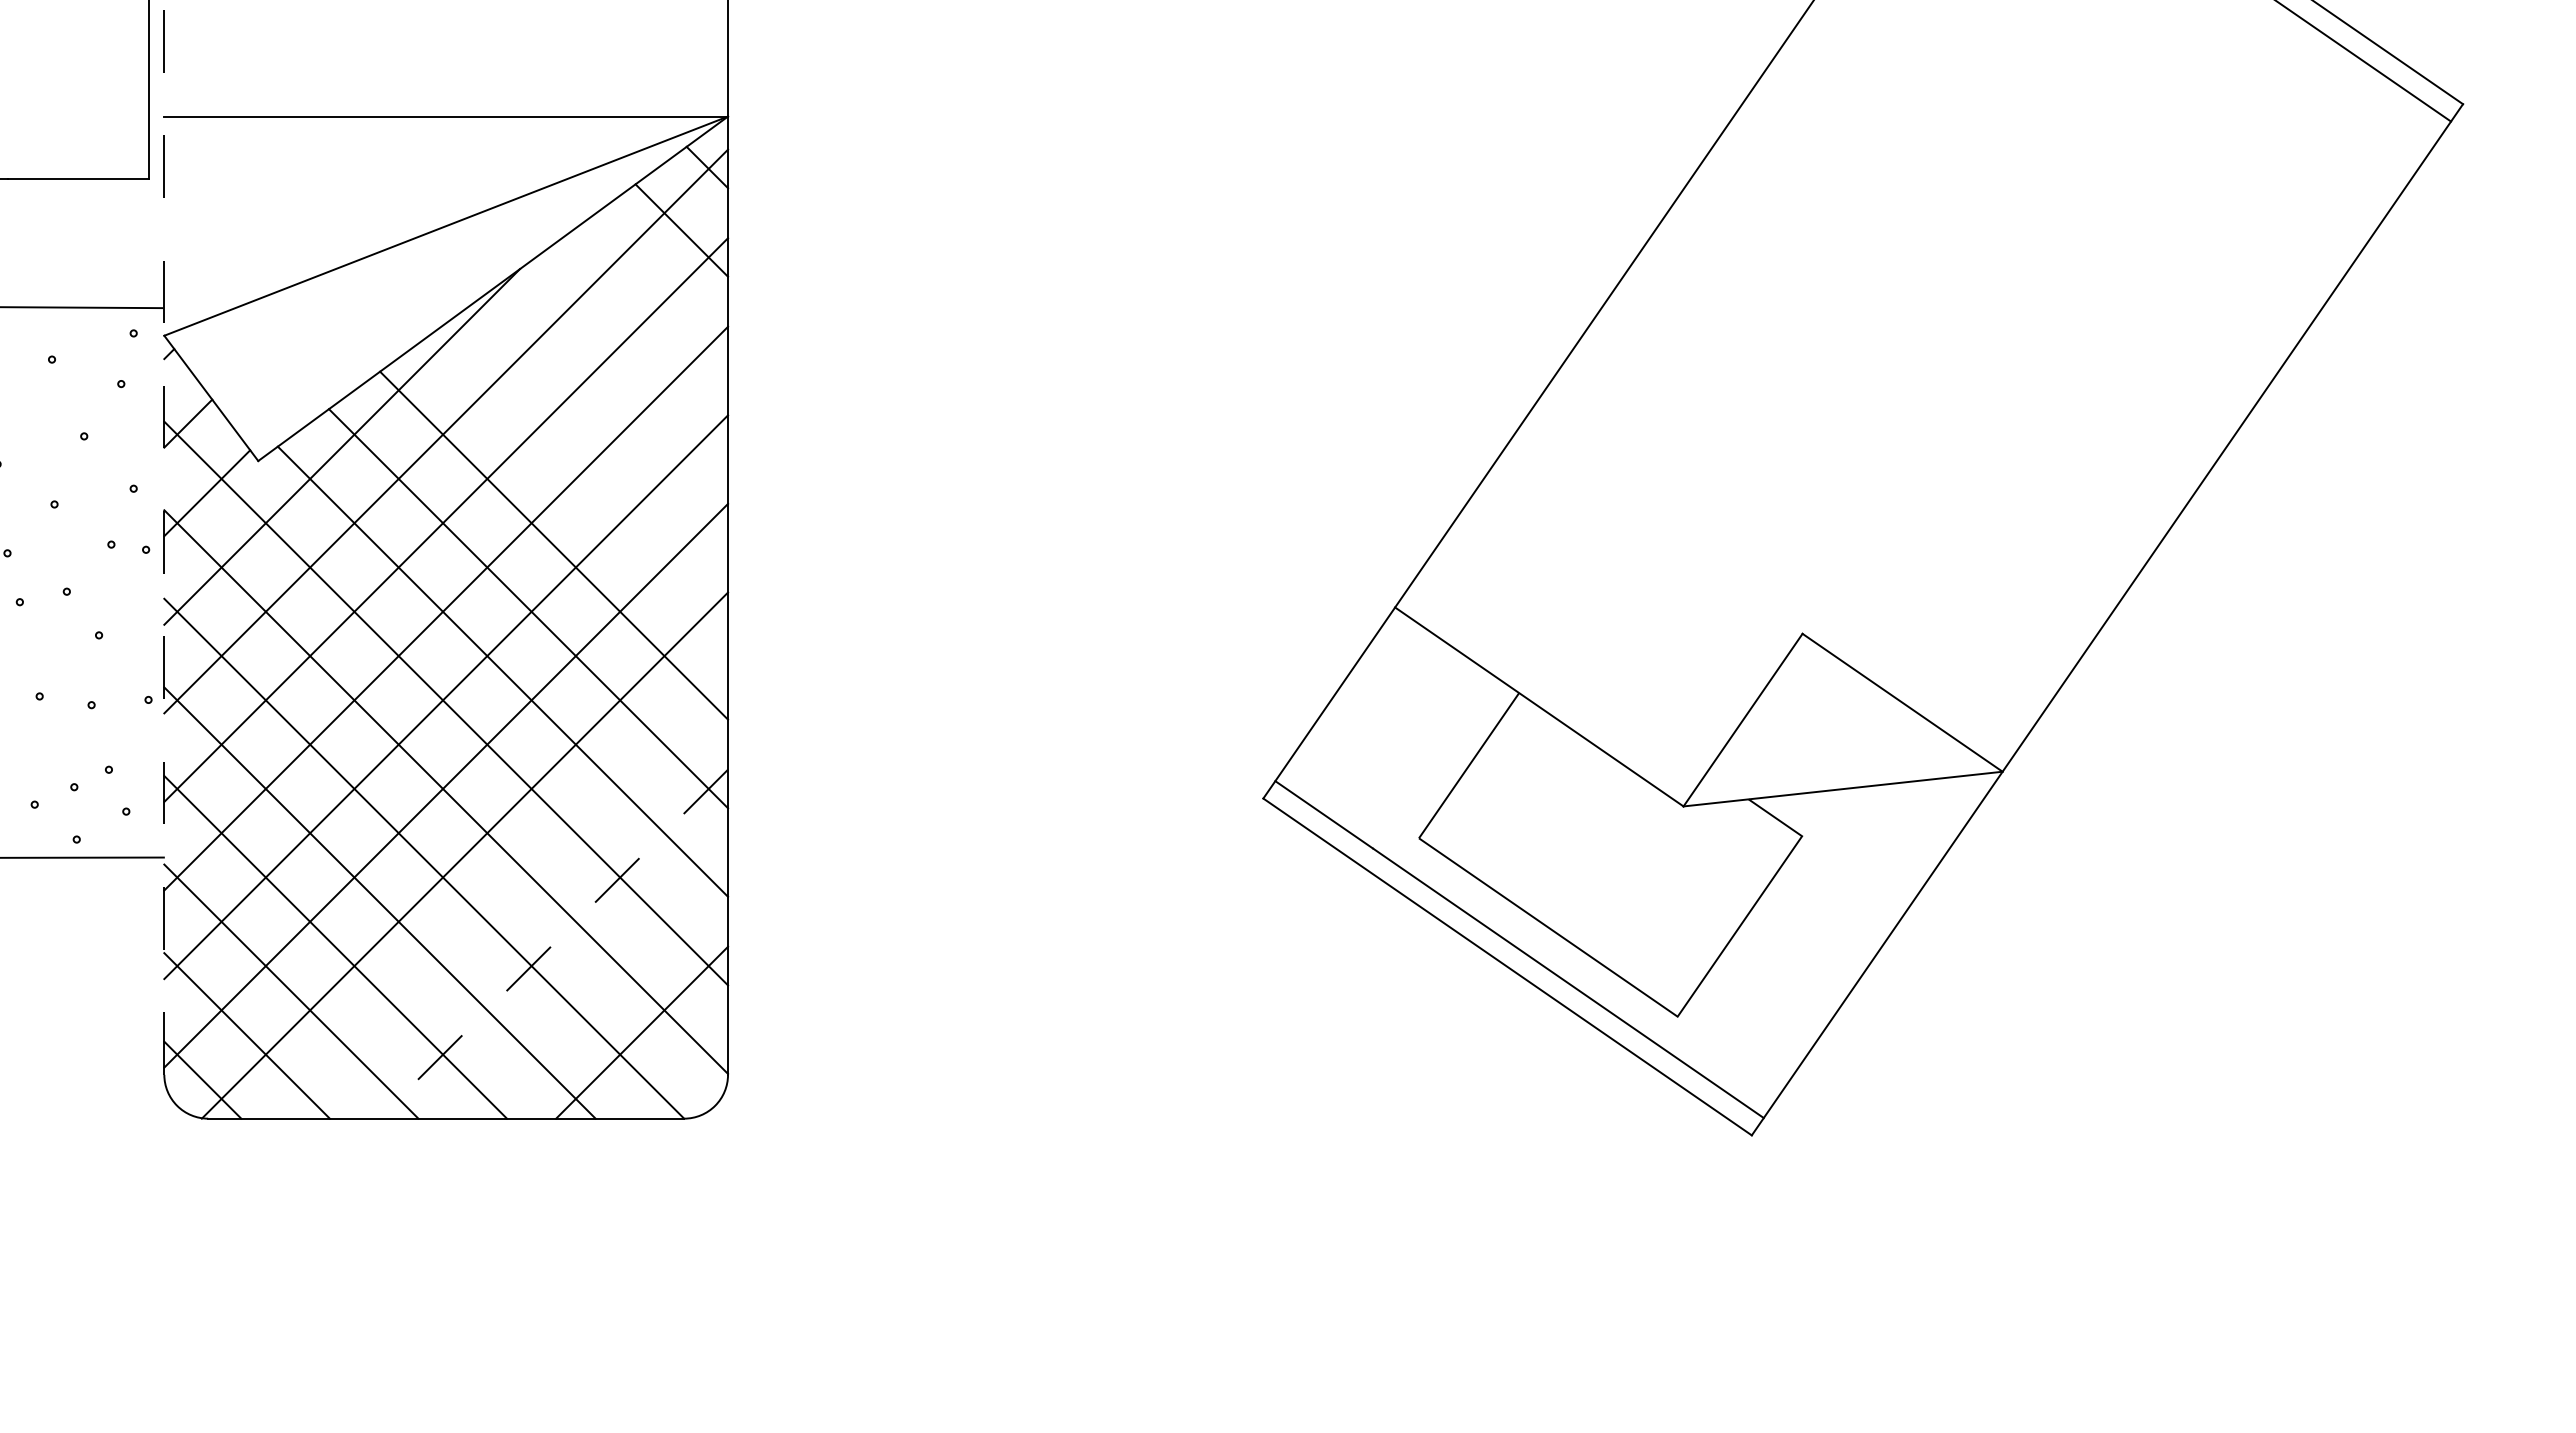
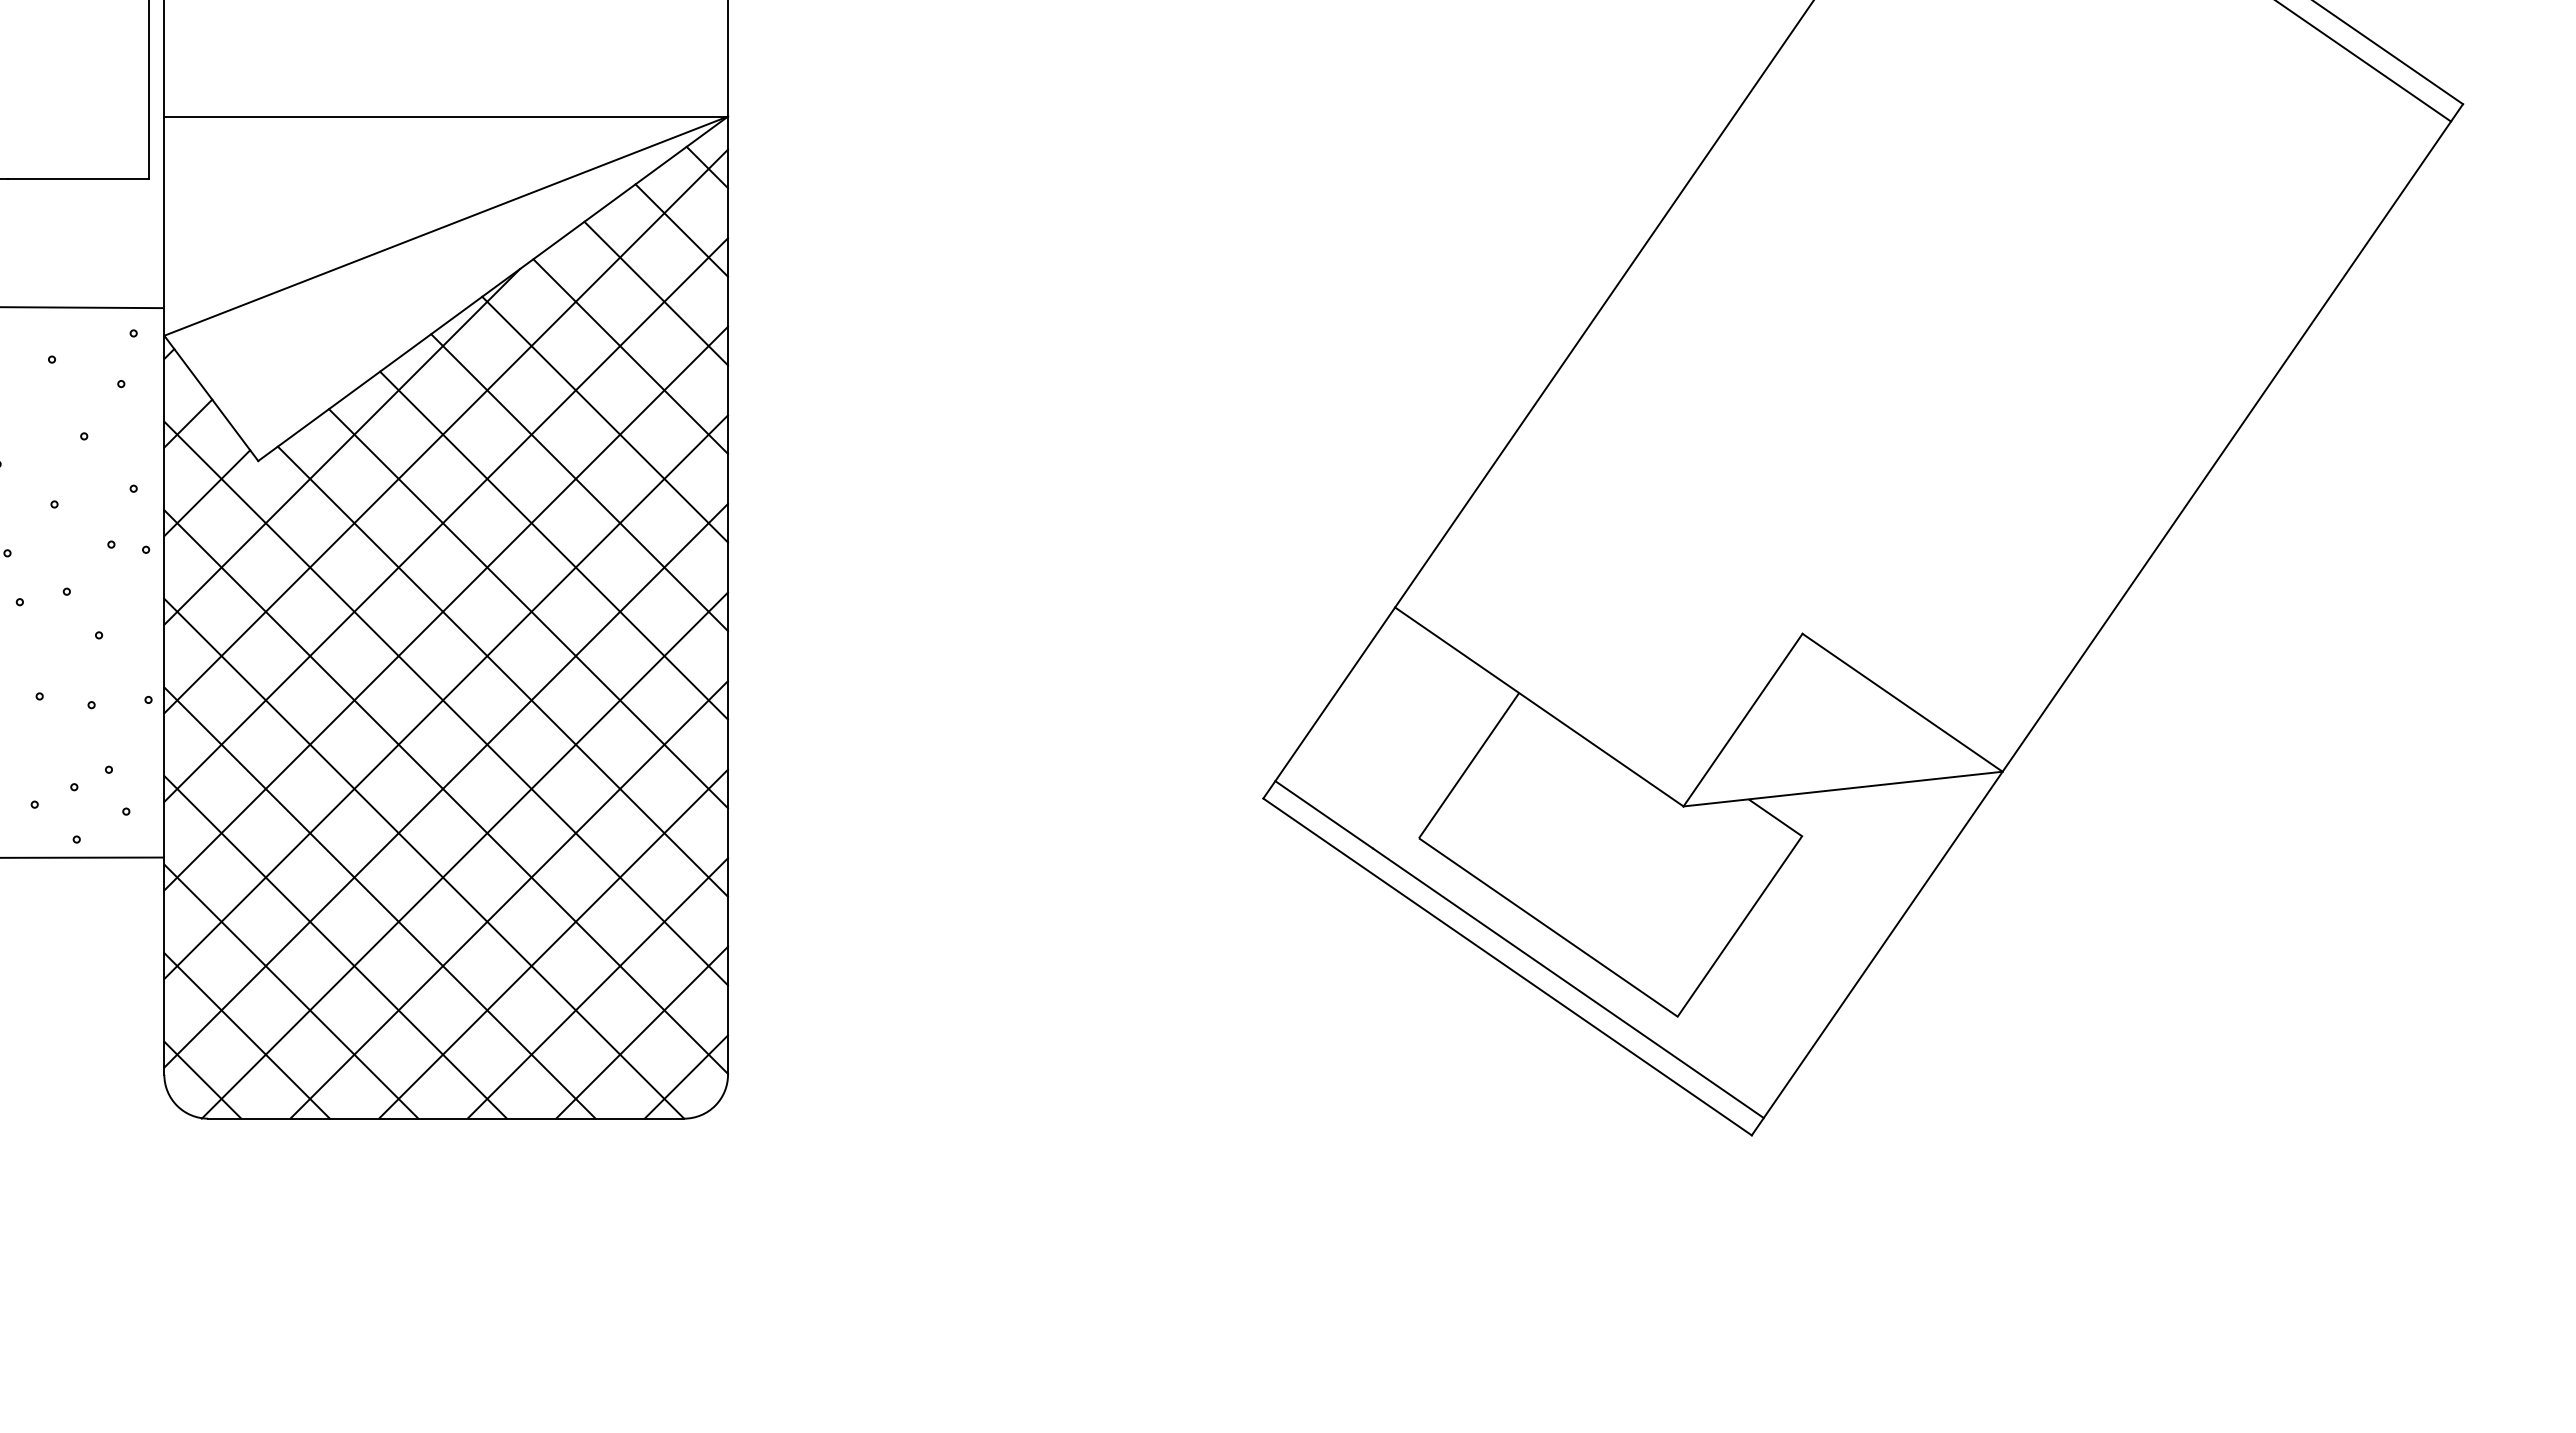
line: none -> present (656, 293)
line: none -> present (630, 356)
line: none -> present (605, 419)
line: none -> present (579, 482)
line: dashed -> solid (164, 537)
line: none -> present (509, 899)
line: dashed -> solid (553, 944)
line: none -> present (597, 988)
line: none -> present (686, 1076)
